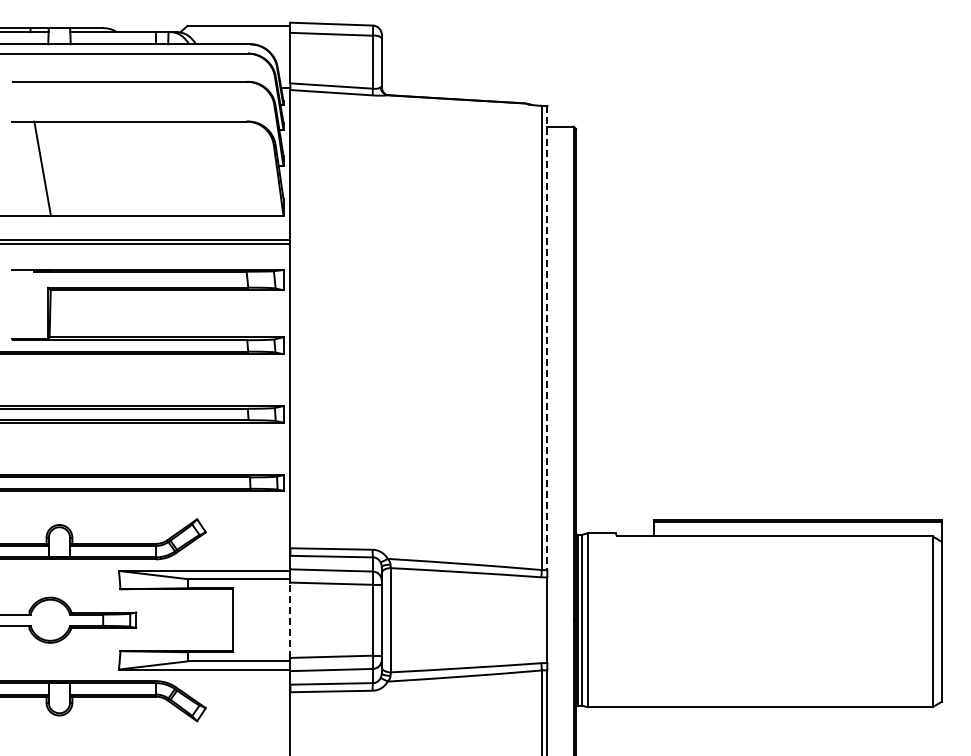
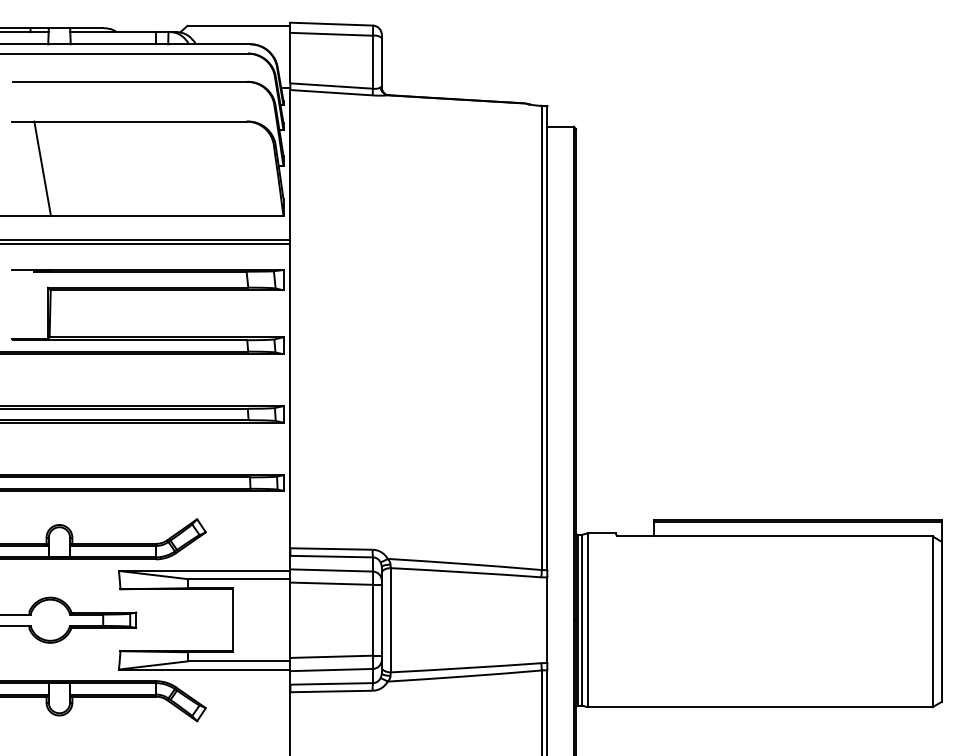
line: dashed -> solid (547, 338)
line: dashed -> solid (290, 620)
